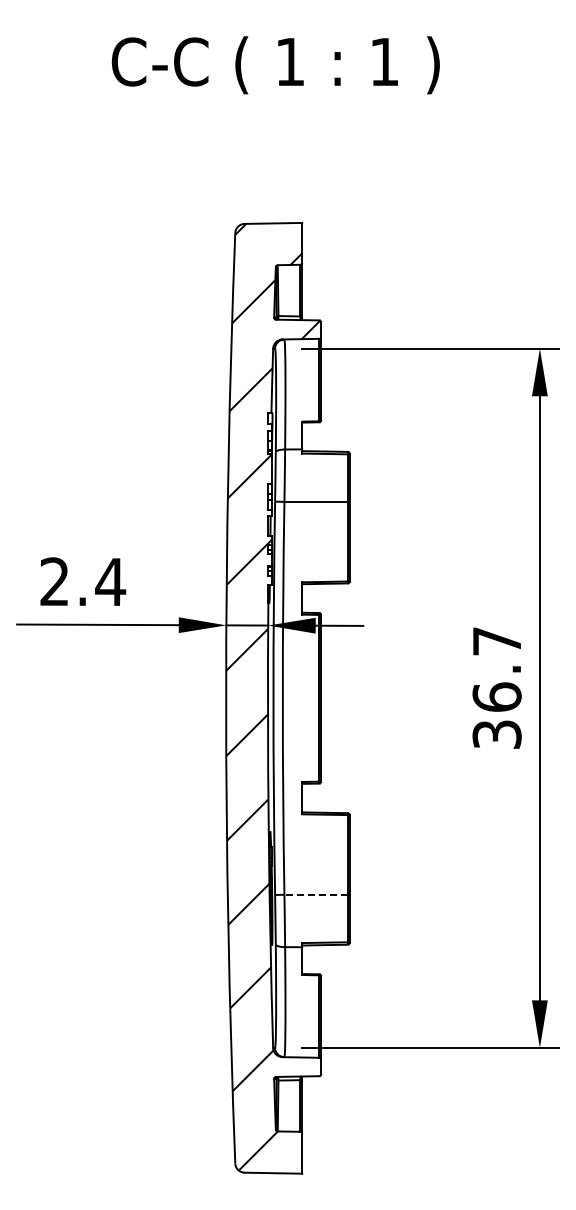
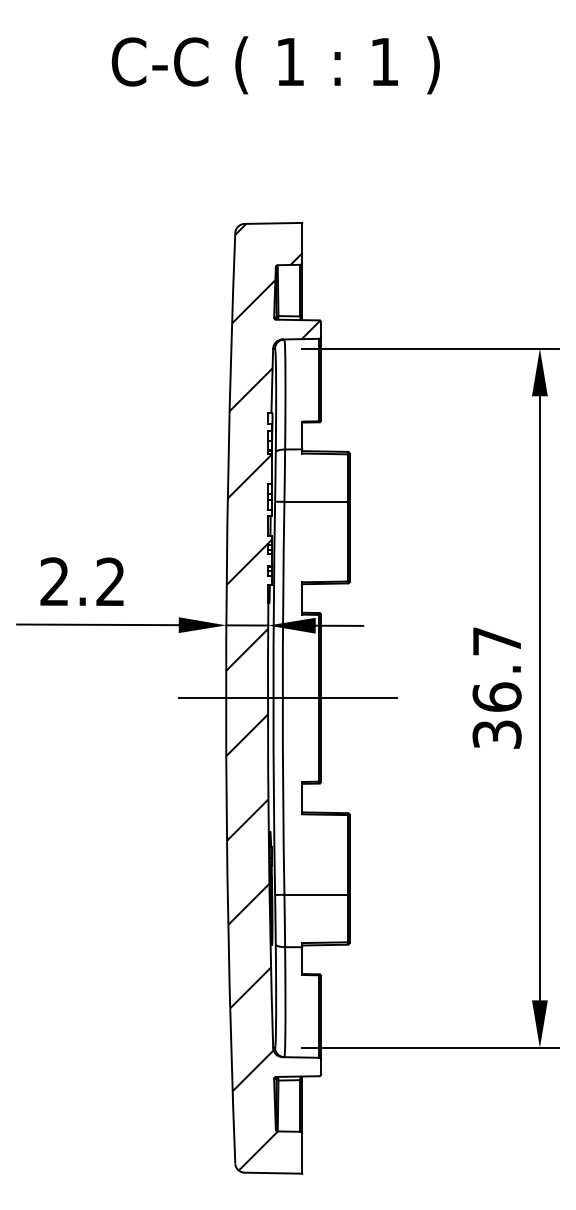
text: 2.4 -> 2.2 (110, 581)
line: none -> present (287, 698)
line: dashed -> solid (316, 894)
